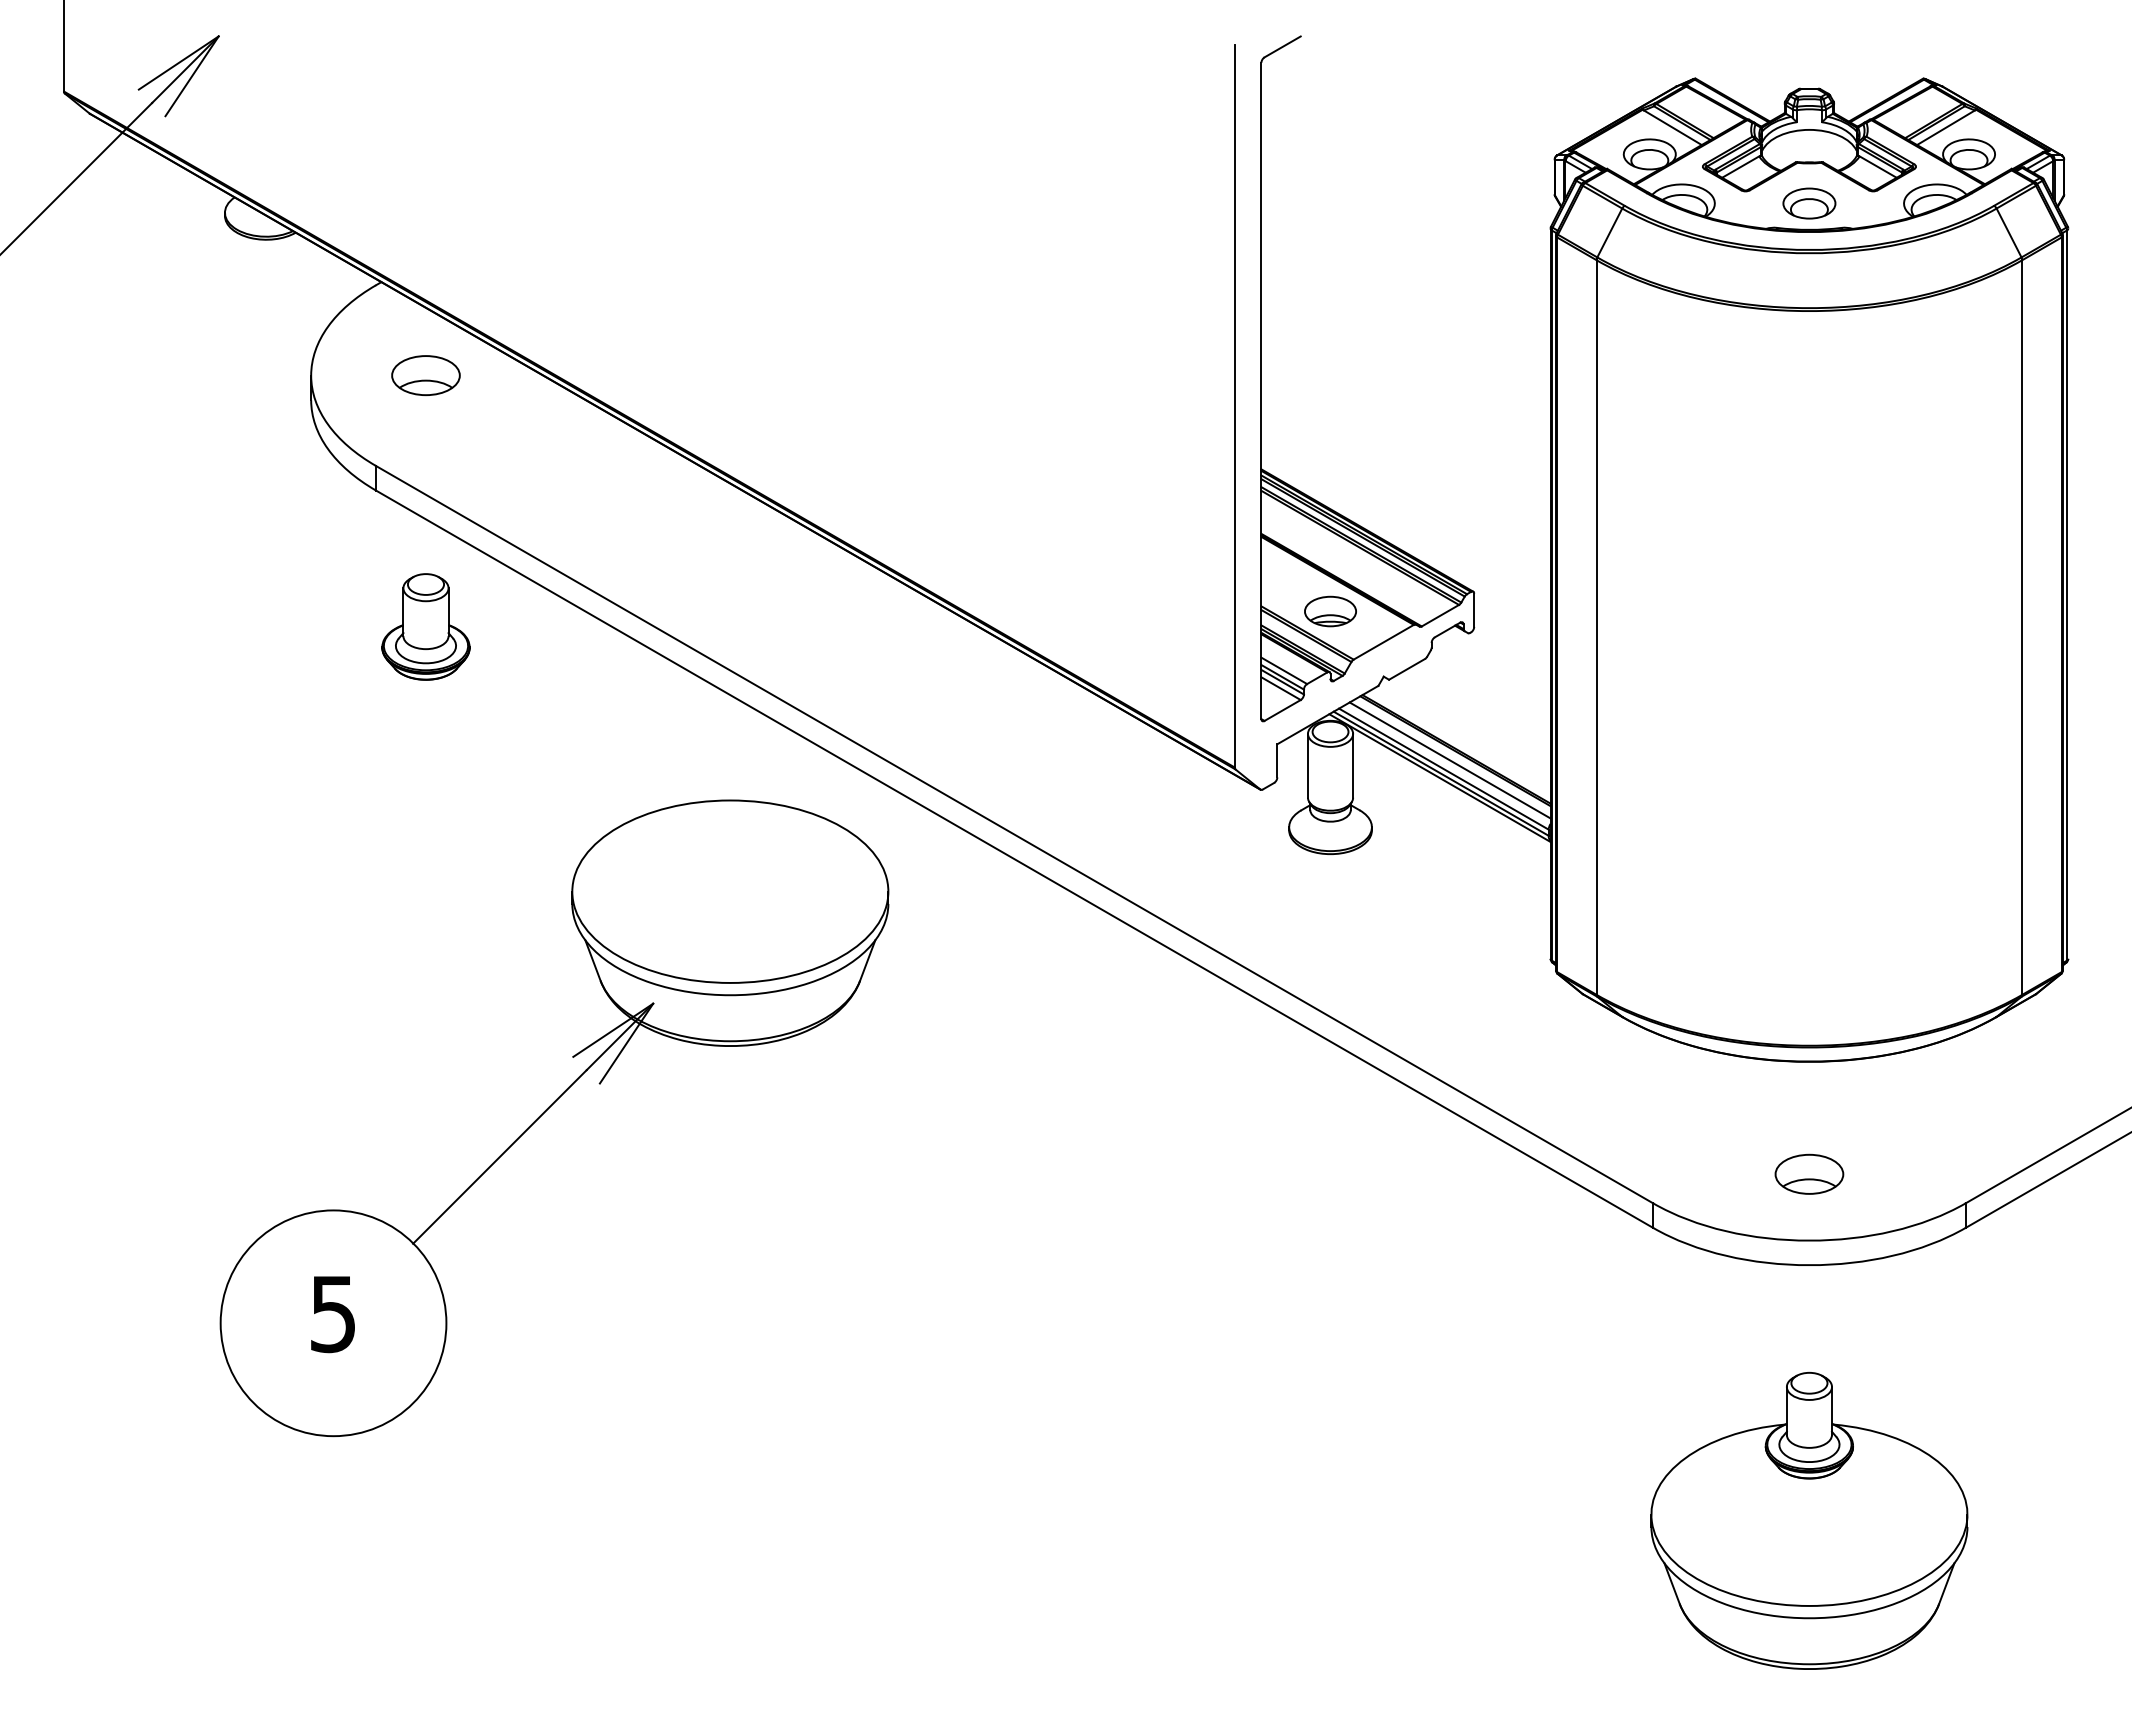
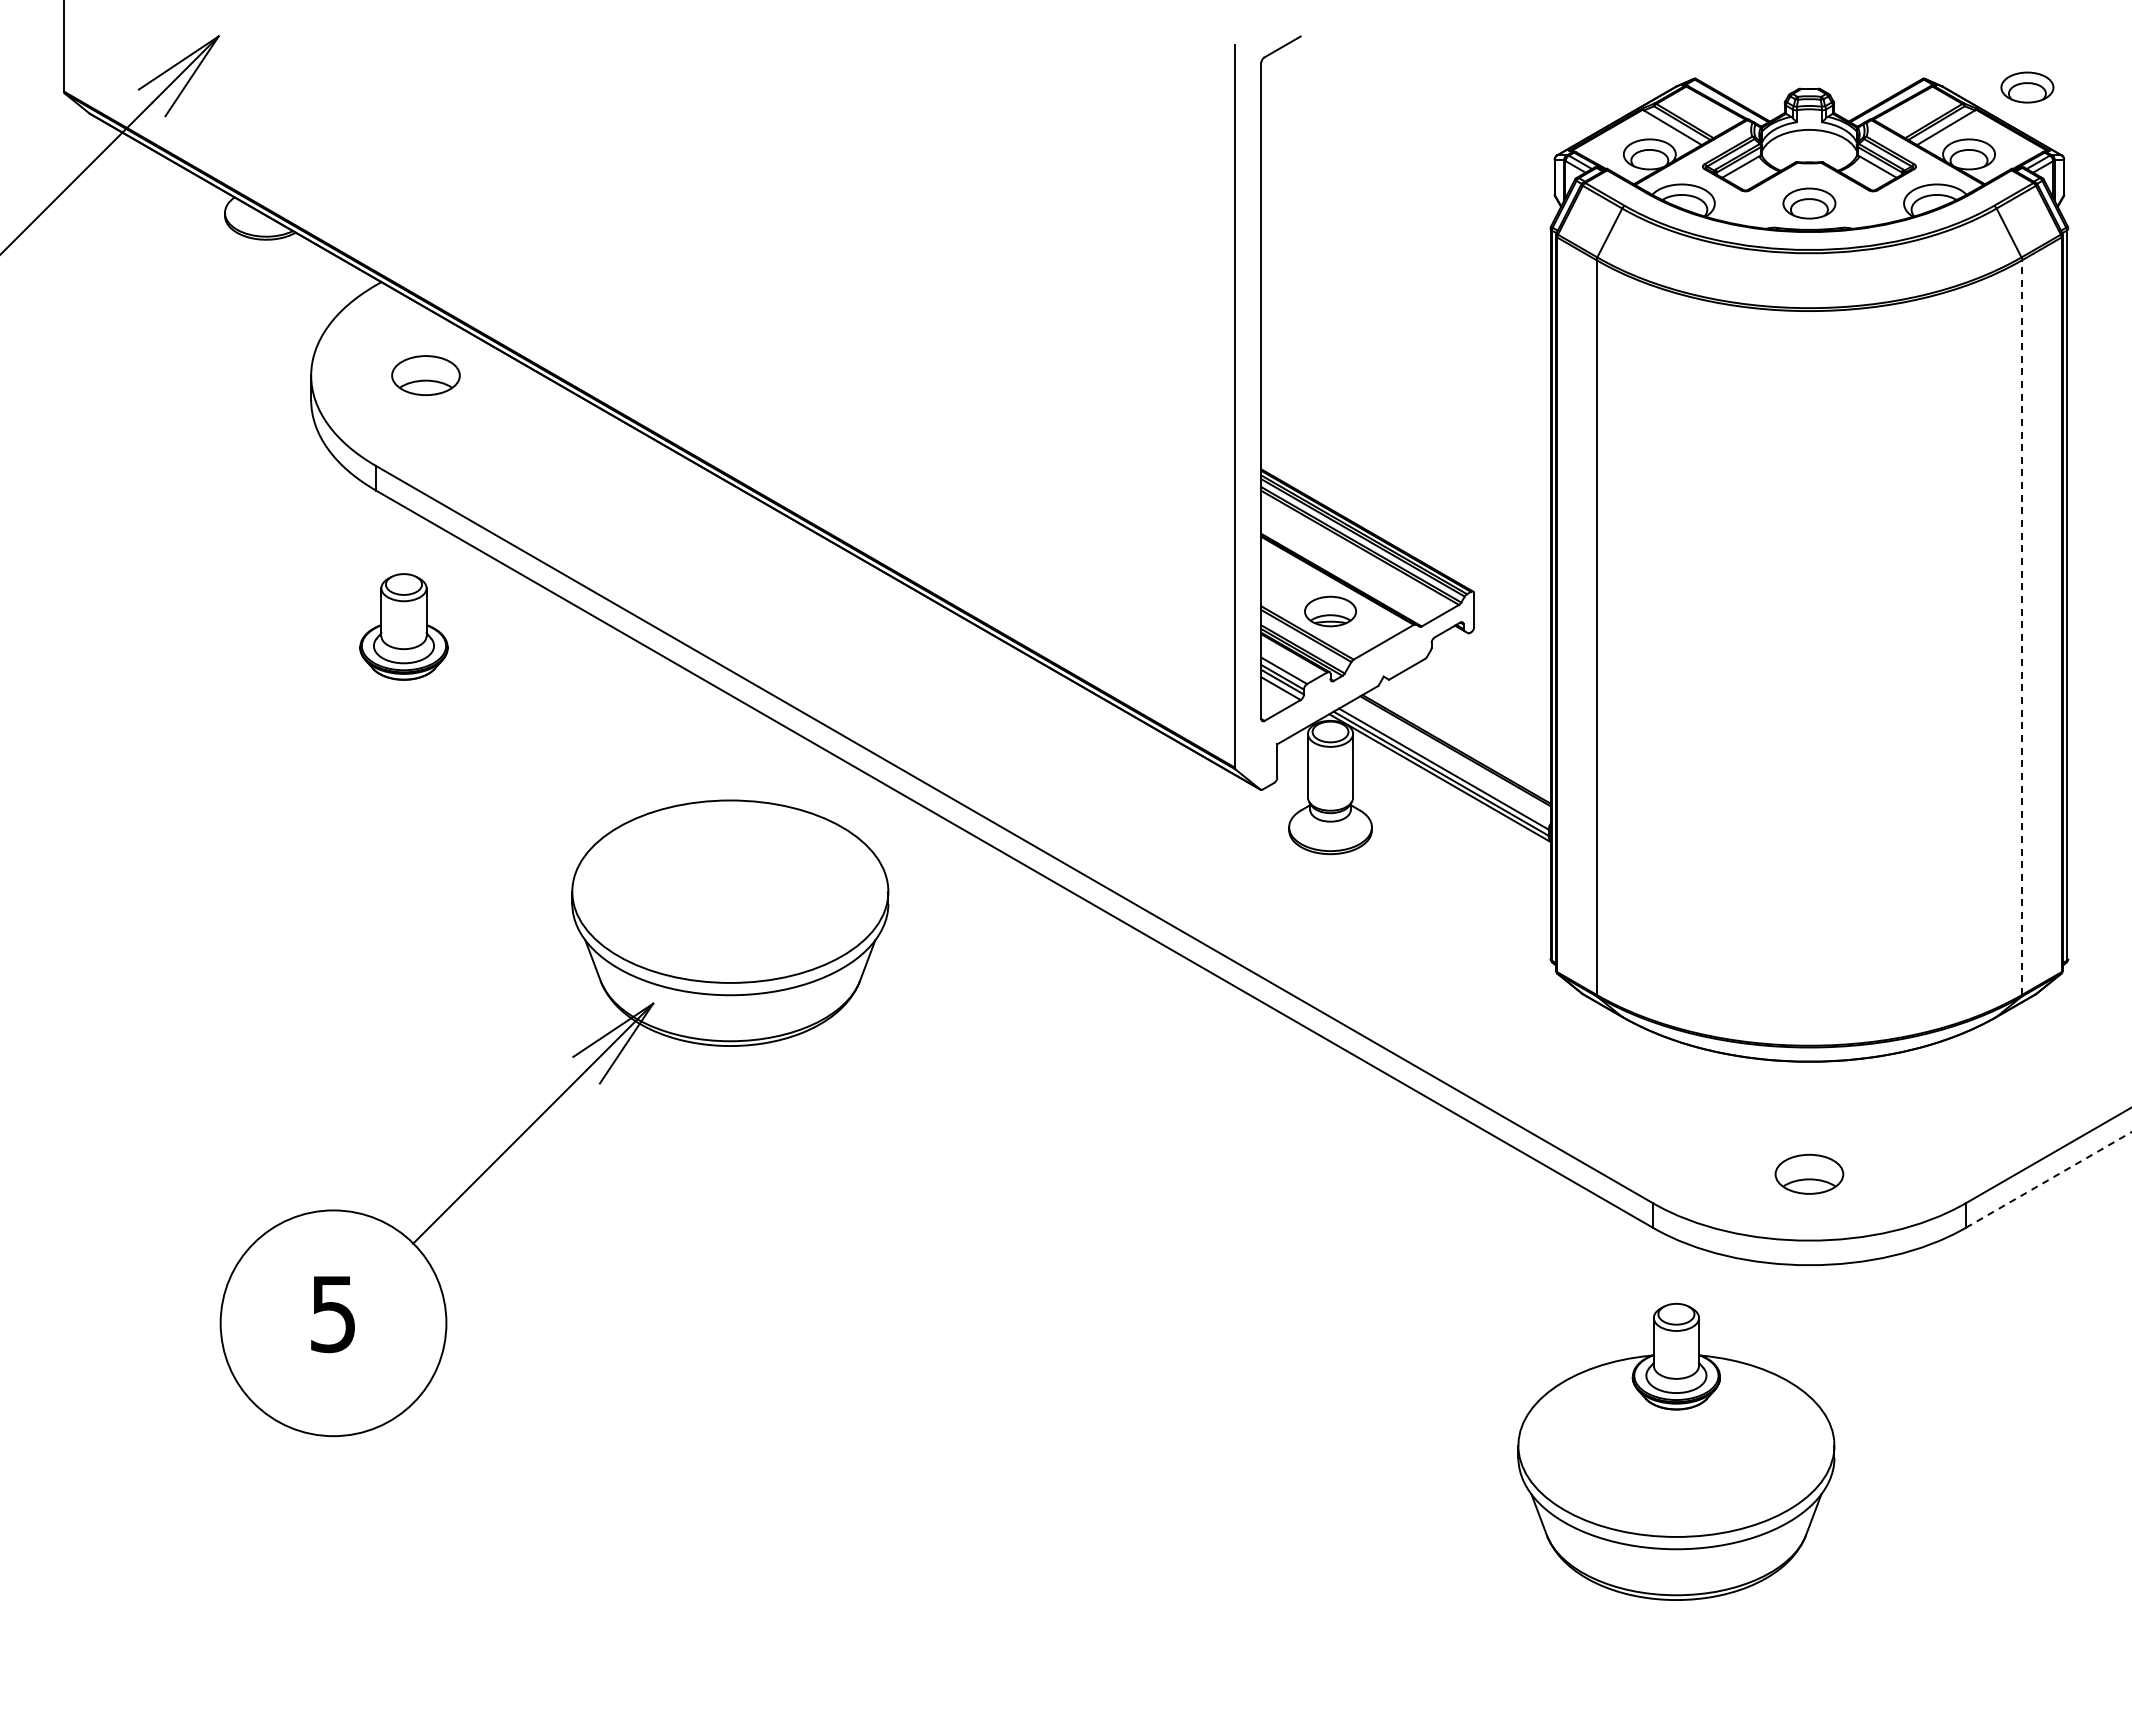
part: none -> present (2027, 87)
part position: (425, 626) -> (403, 626) (403, 626)
line: solid -> dashed (2022, 627)
line: present -> none (1449, 760)
line: solid -> dashed (2048, 1179)
part position: (1809, 1520) -> (1676, 1451) (1676, 1451)
